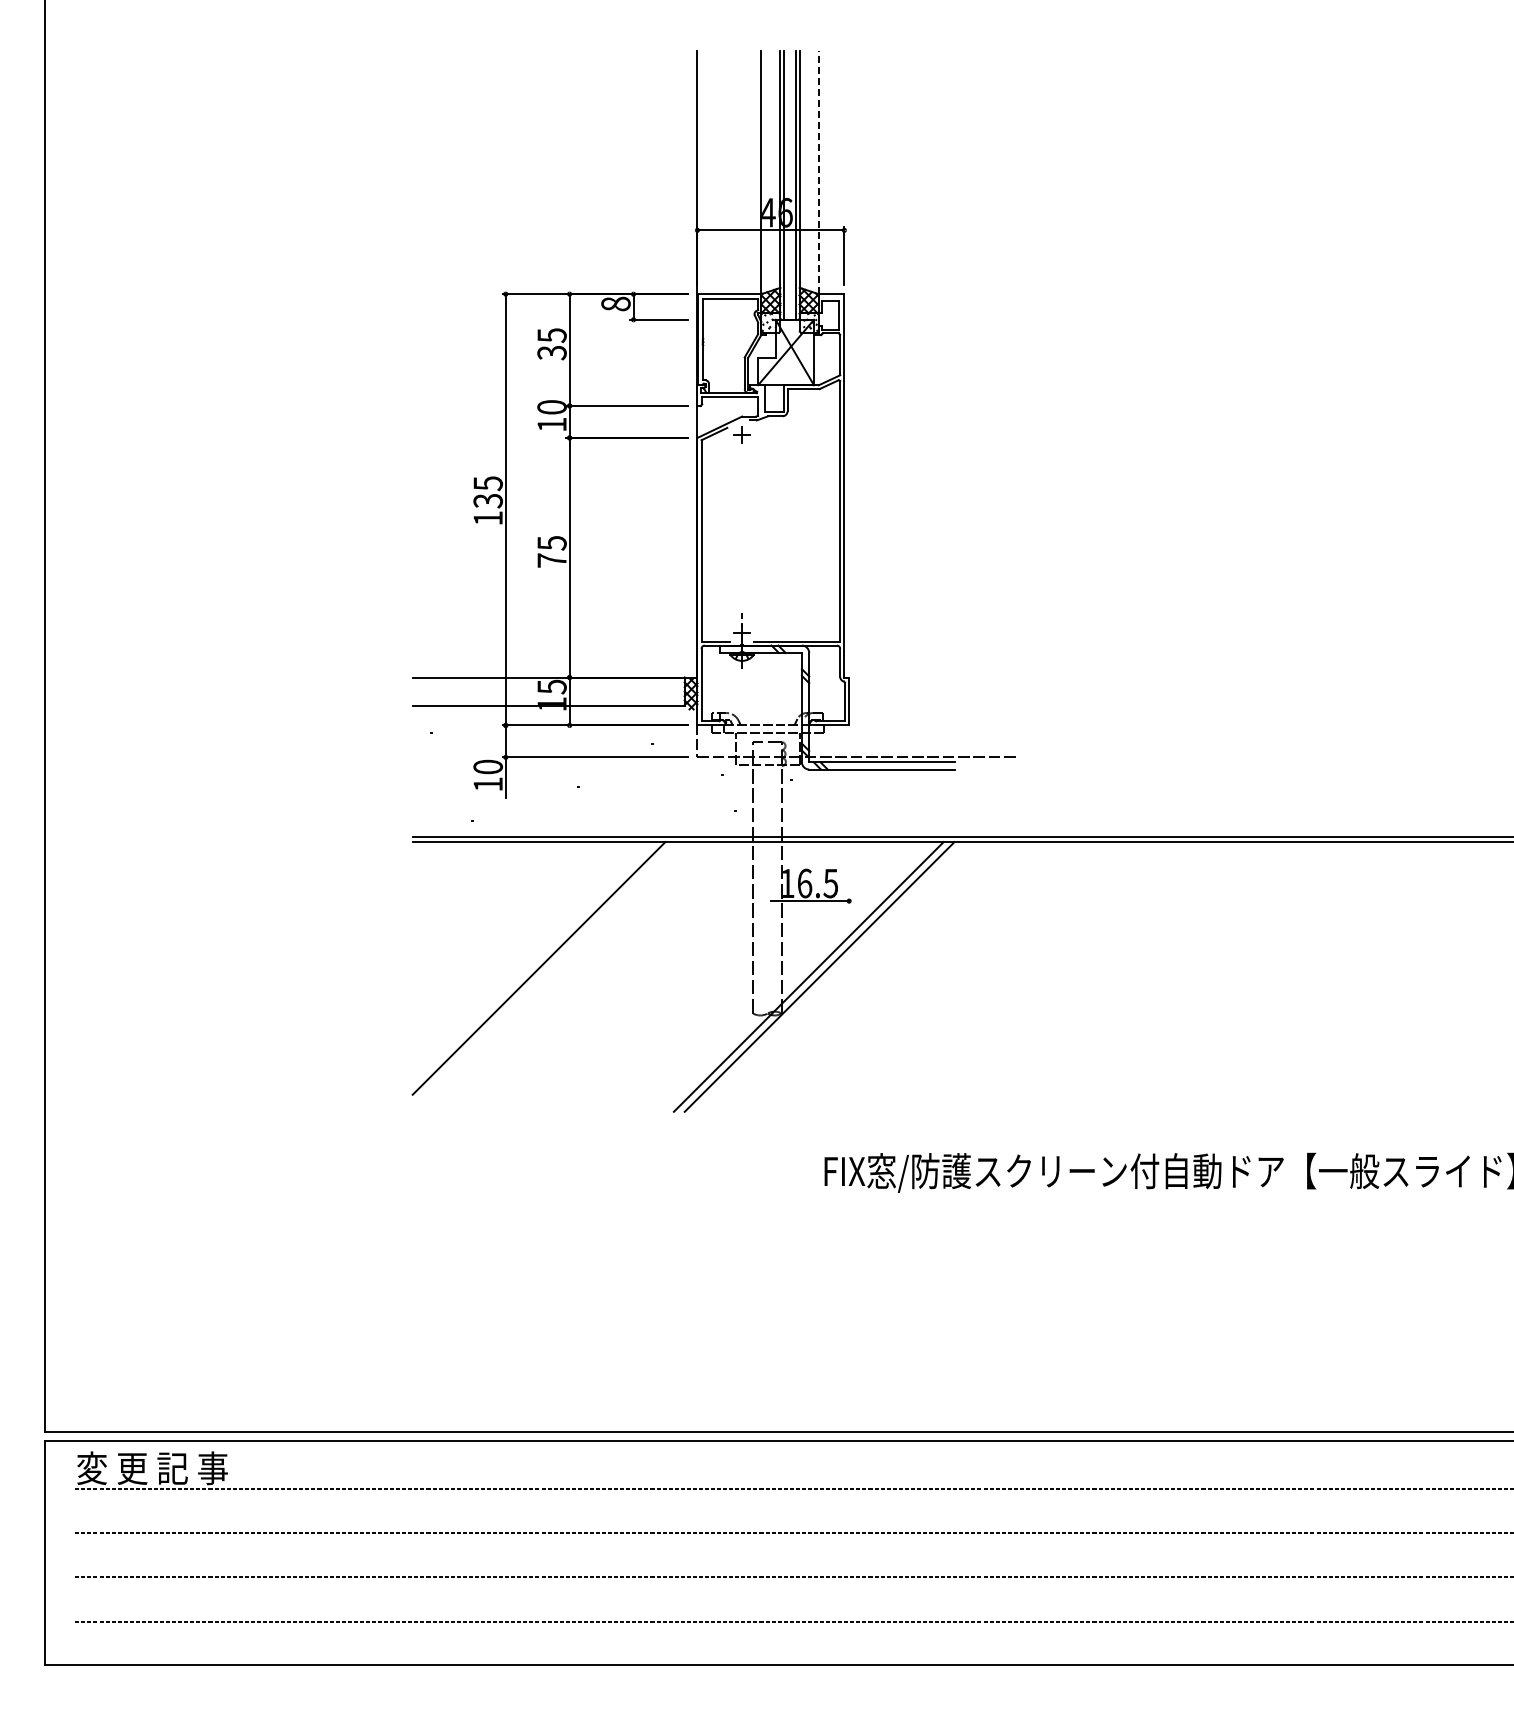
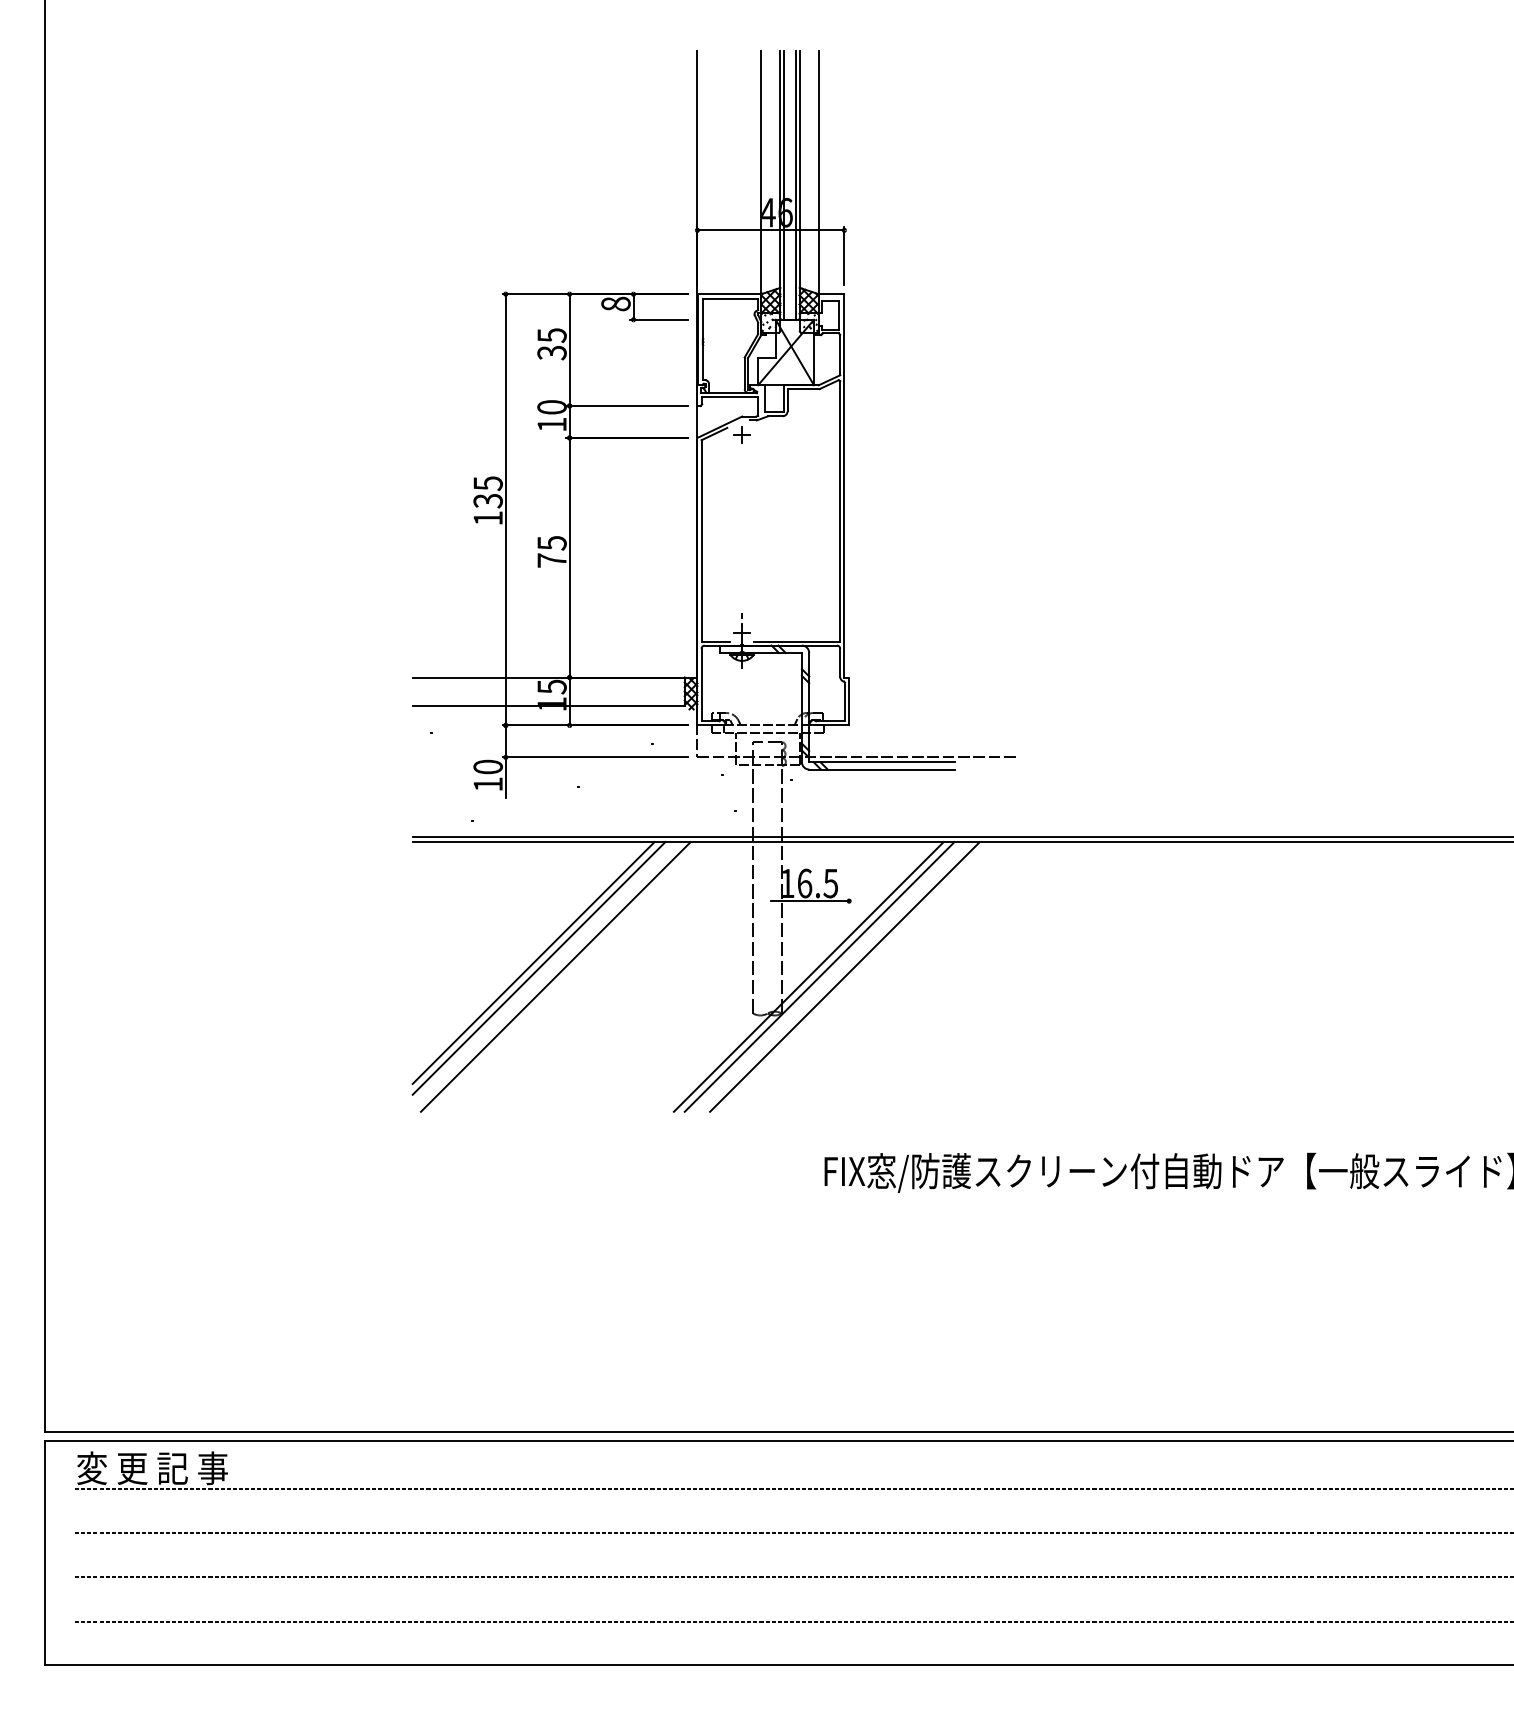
line: dashed -> solid (818, 172)
line: none -> present (533, 962)
line: none -> present (555, 976)
line: none -> present (844, 976)
